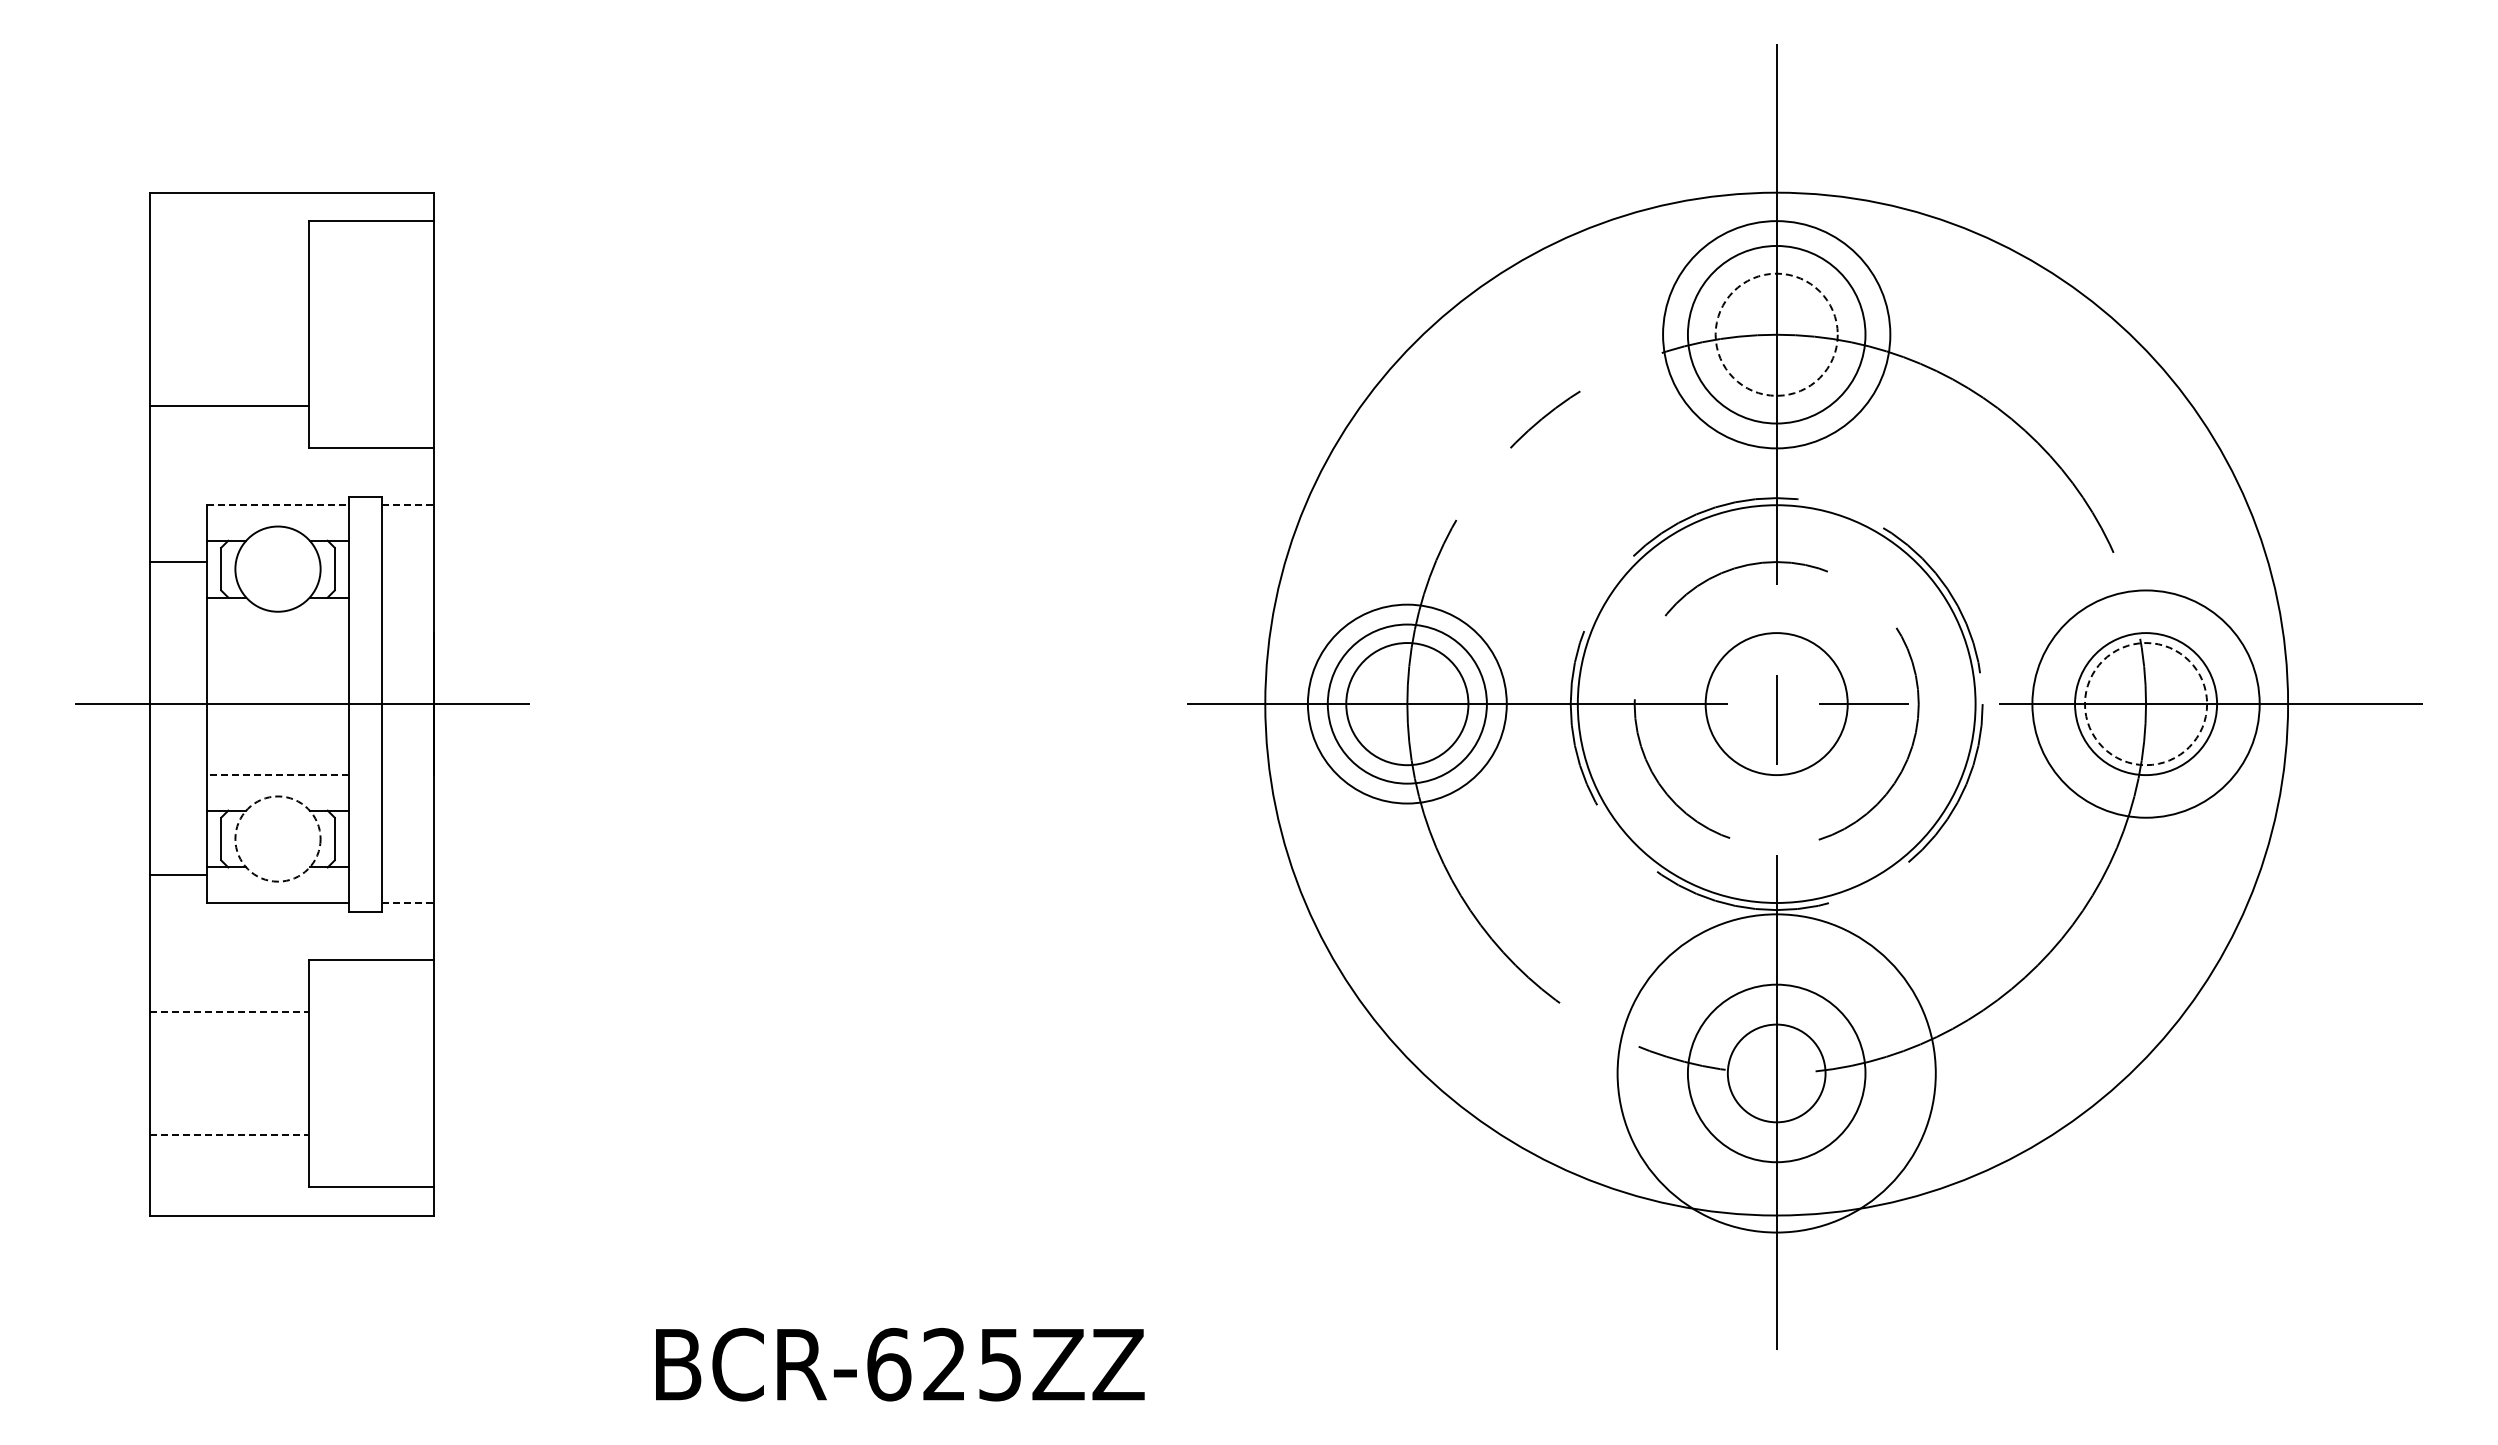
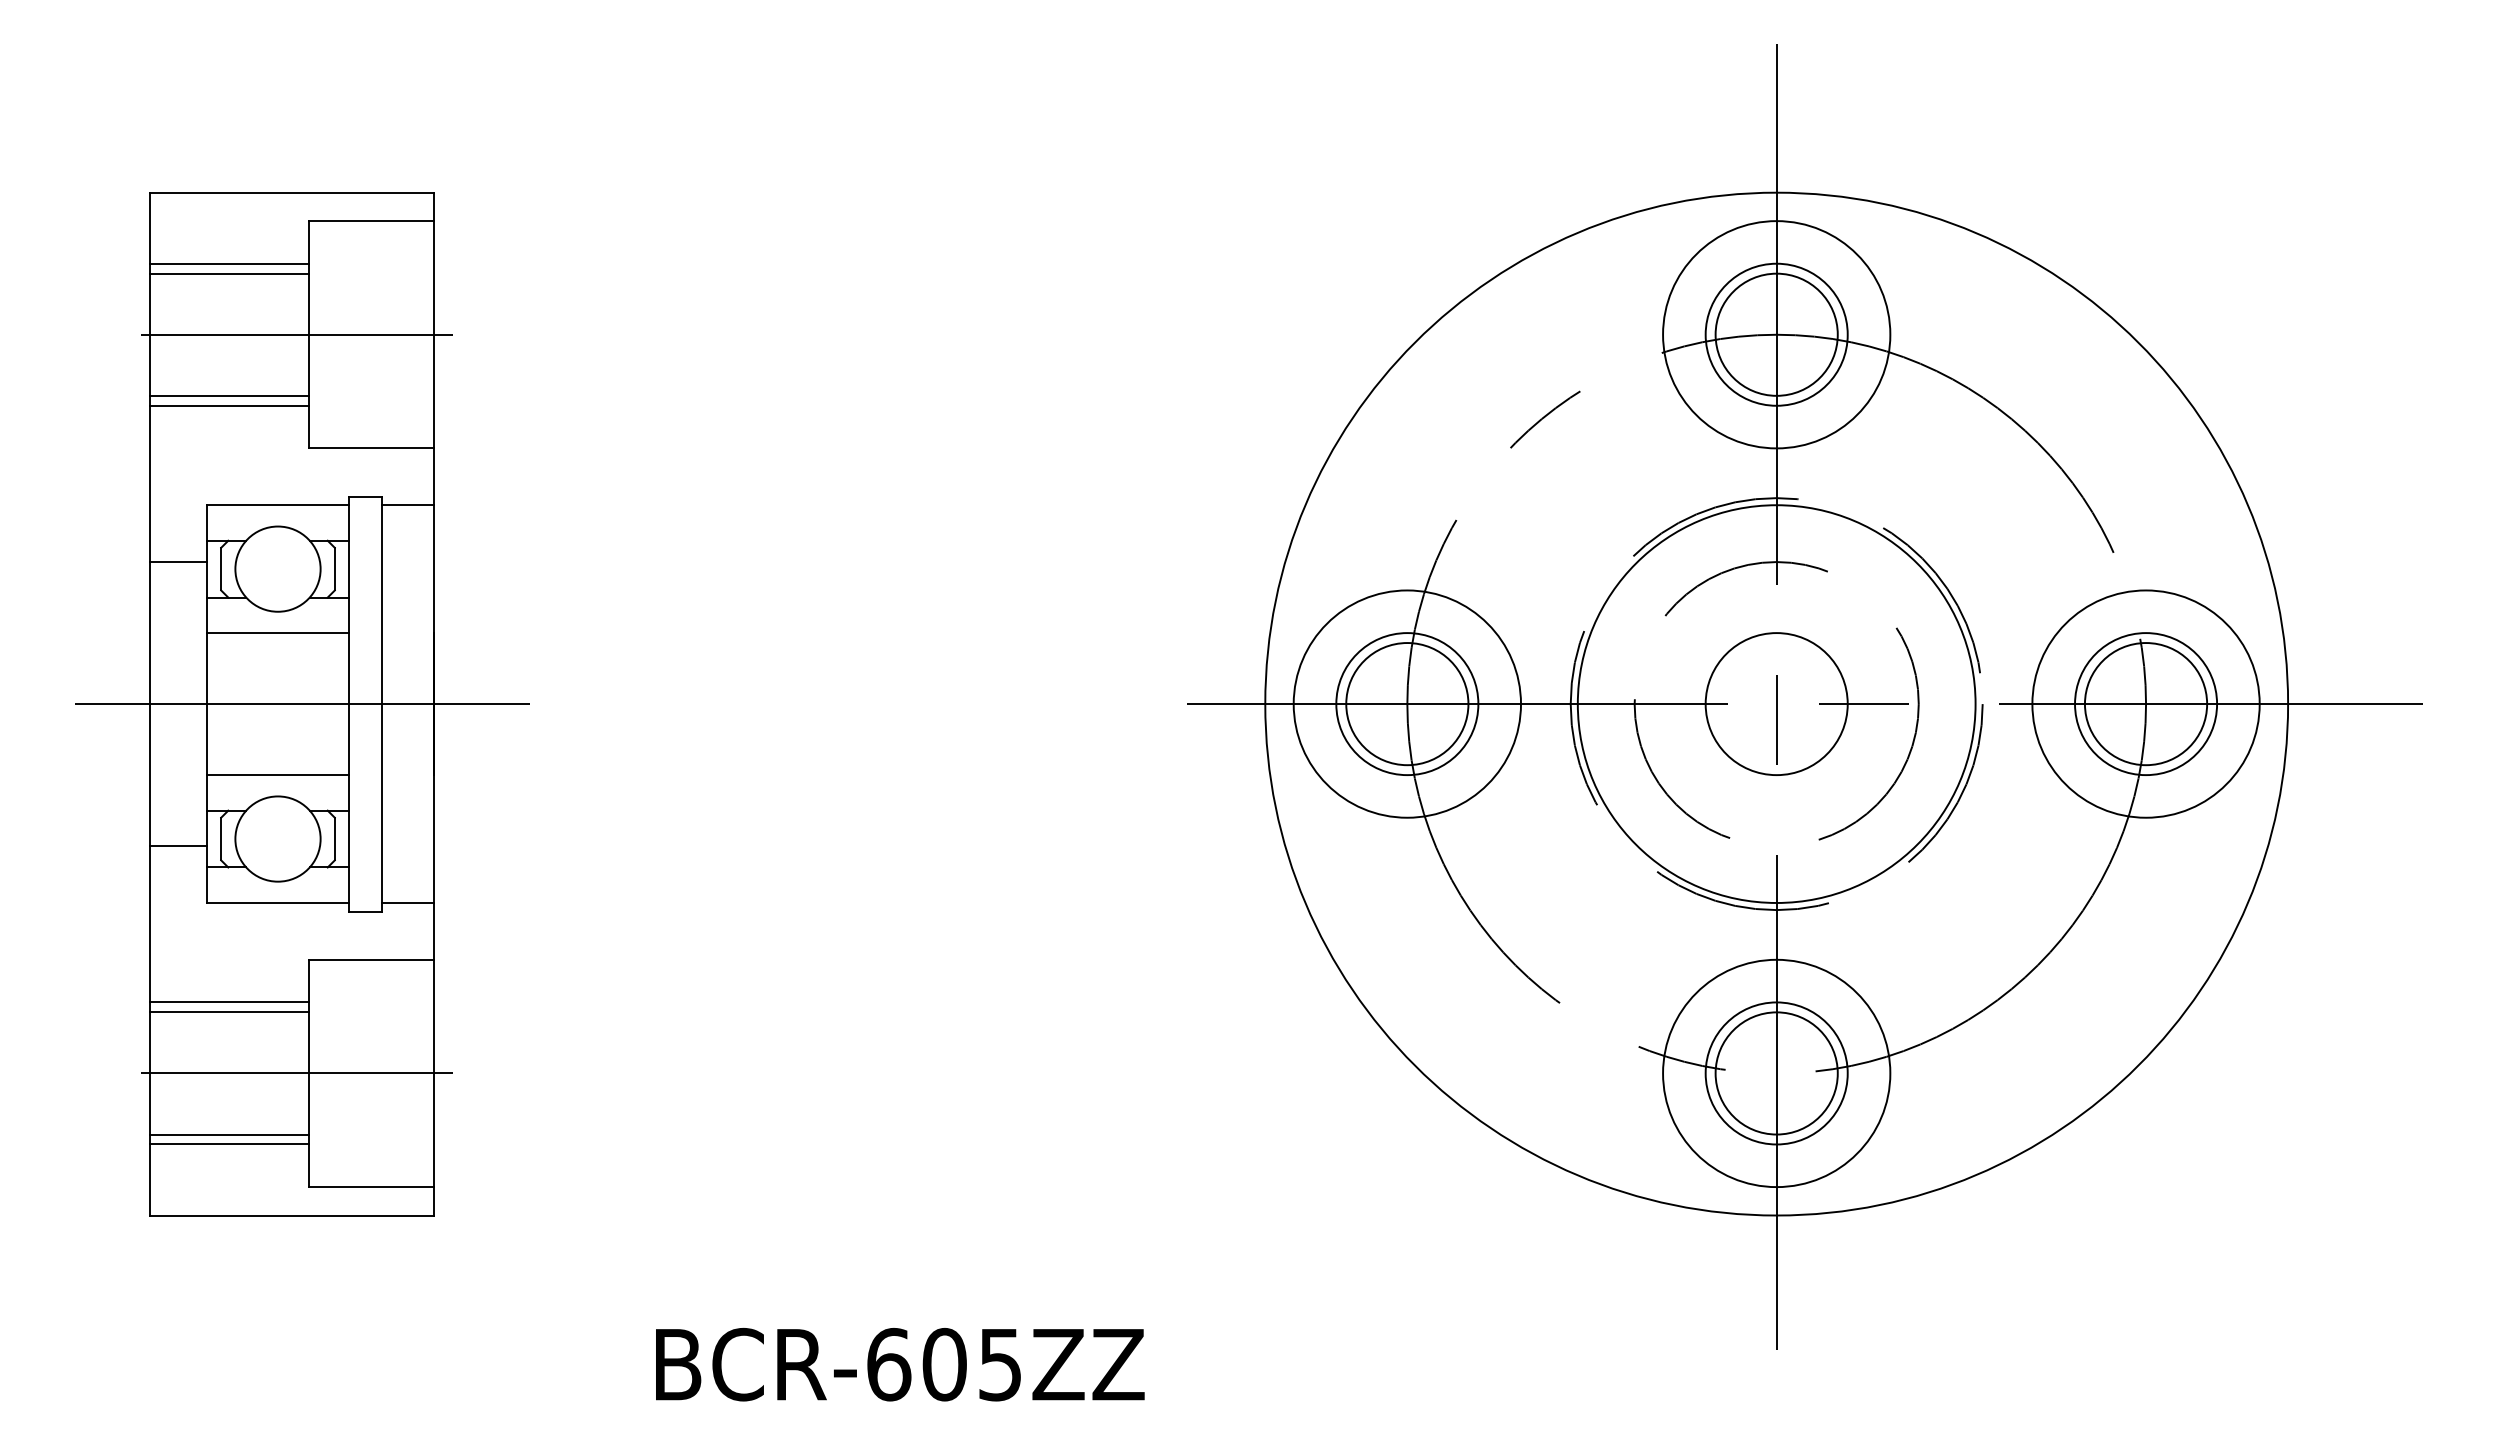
line: none -> present (229, 263)
line: none -> present (229, 273)
line: none -> present (296, 334)
circle diameter: 178 px -> 142 px (1776, 334)
circle: dashed -> solid (1776, 334)
line: none -> present (229, 395)
line: dashed -> solid (278, 505)
line: dashed -> solid (408, 505)
line: none -> present (277, 633)
circle diameter: 159 px -> 227 px (1407, 703)
circle diameter: 199 px -> 142 px (1407, 704)
circle: dashed -> solid (2145, 704)
line: dashed -> solid (277, 775)
circle: dashed -> solid (277, 838)
line position: (178, 875) -> (178, 846) (178, 846)
line: dashed -> solid (408, 902)
line: none -> present (229, 1002)
line: dashed -> solid (229, 1012)
line: none -> present (296, 1073)
circle diameter: 178 px -> 142 px (1776, 1073)
circle diameter: 318 px -> 227 px (1776, 1073)
circle diameter: 98 px -> 122 px (1776, 1073)
line: dashed -> solid (229, 1134)
line: none -> present (229, 1144)
text: BCR-625ZZ -> BCR-605ZZ (944, 1364)
